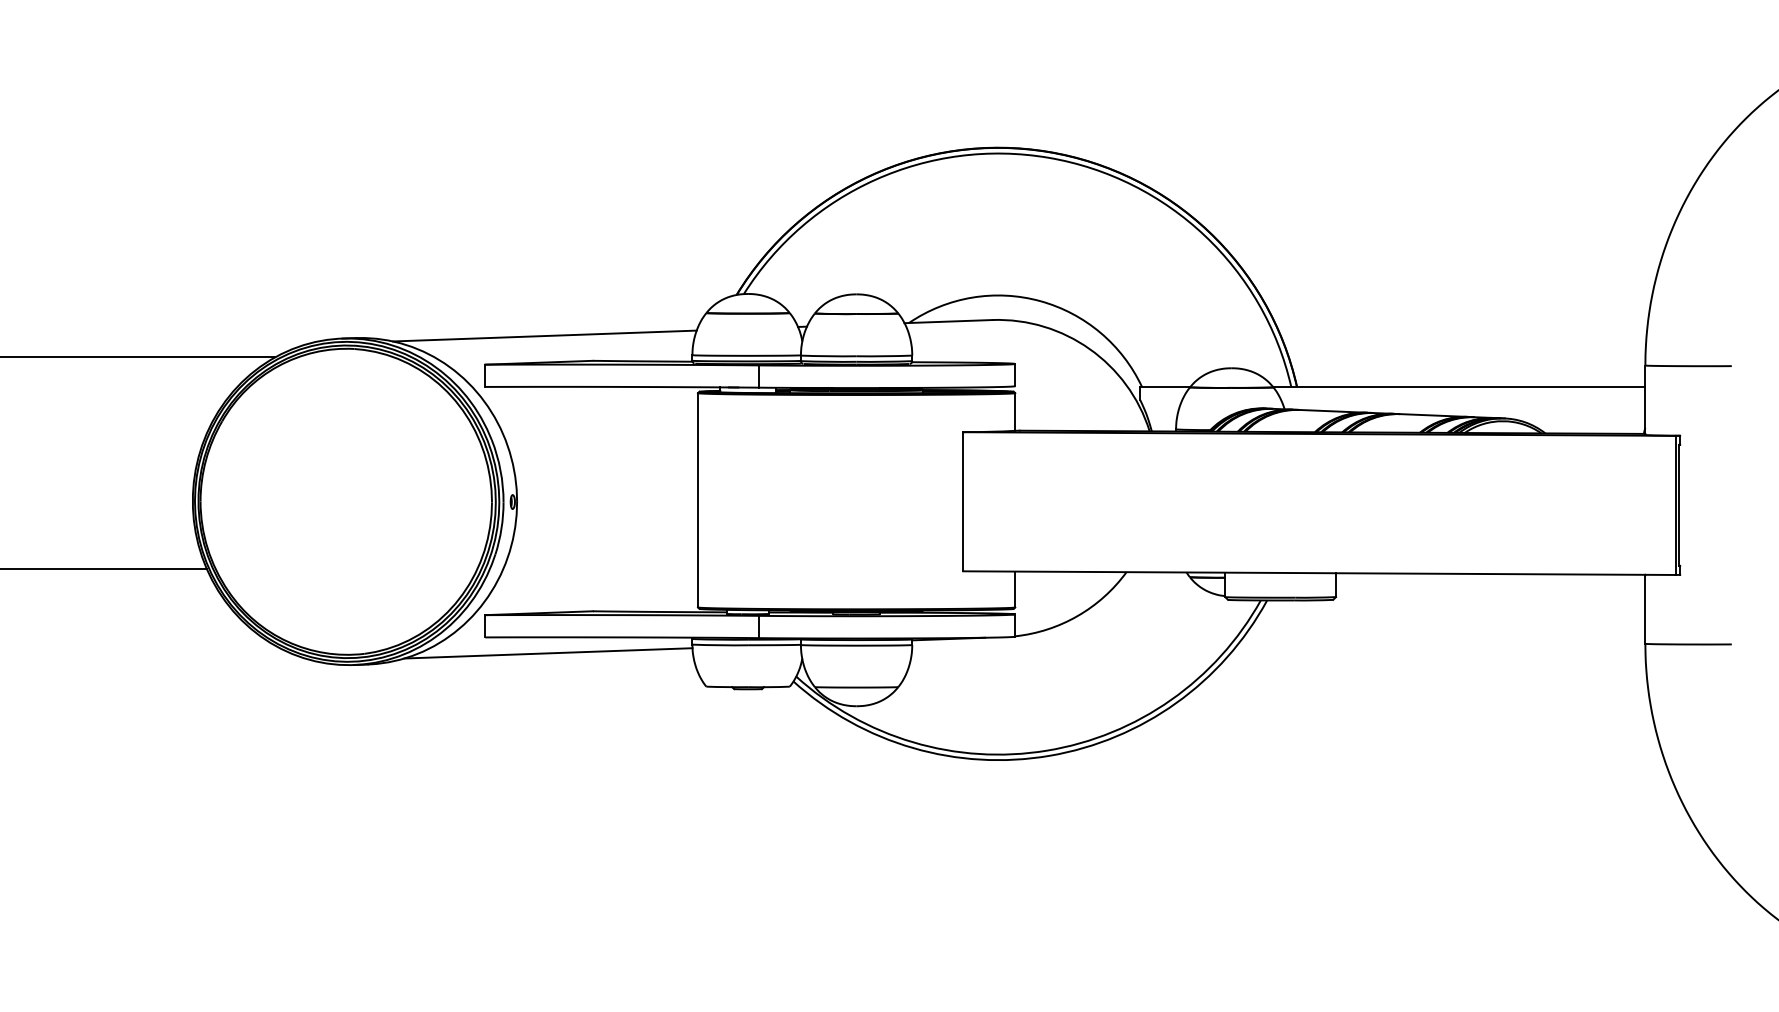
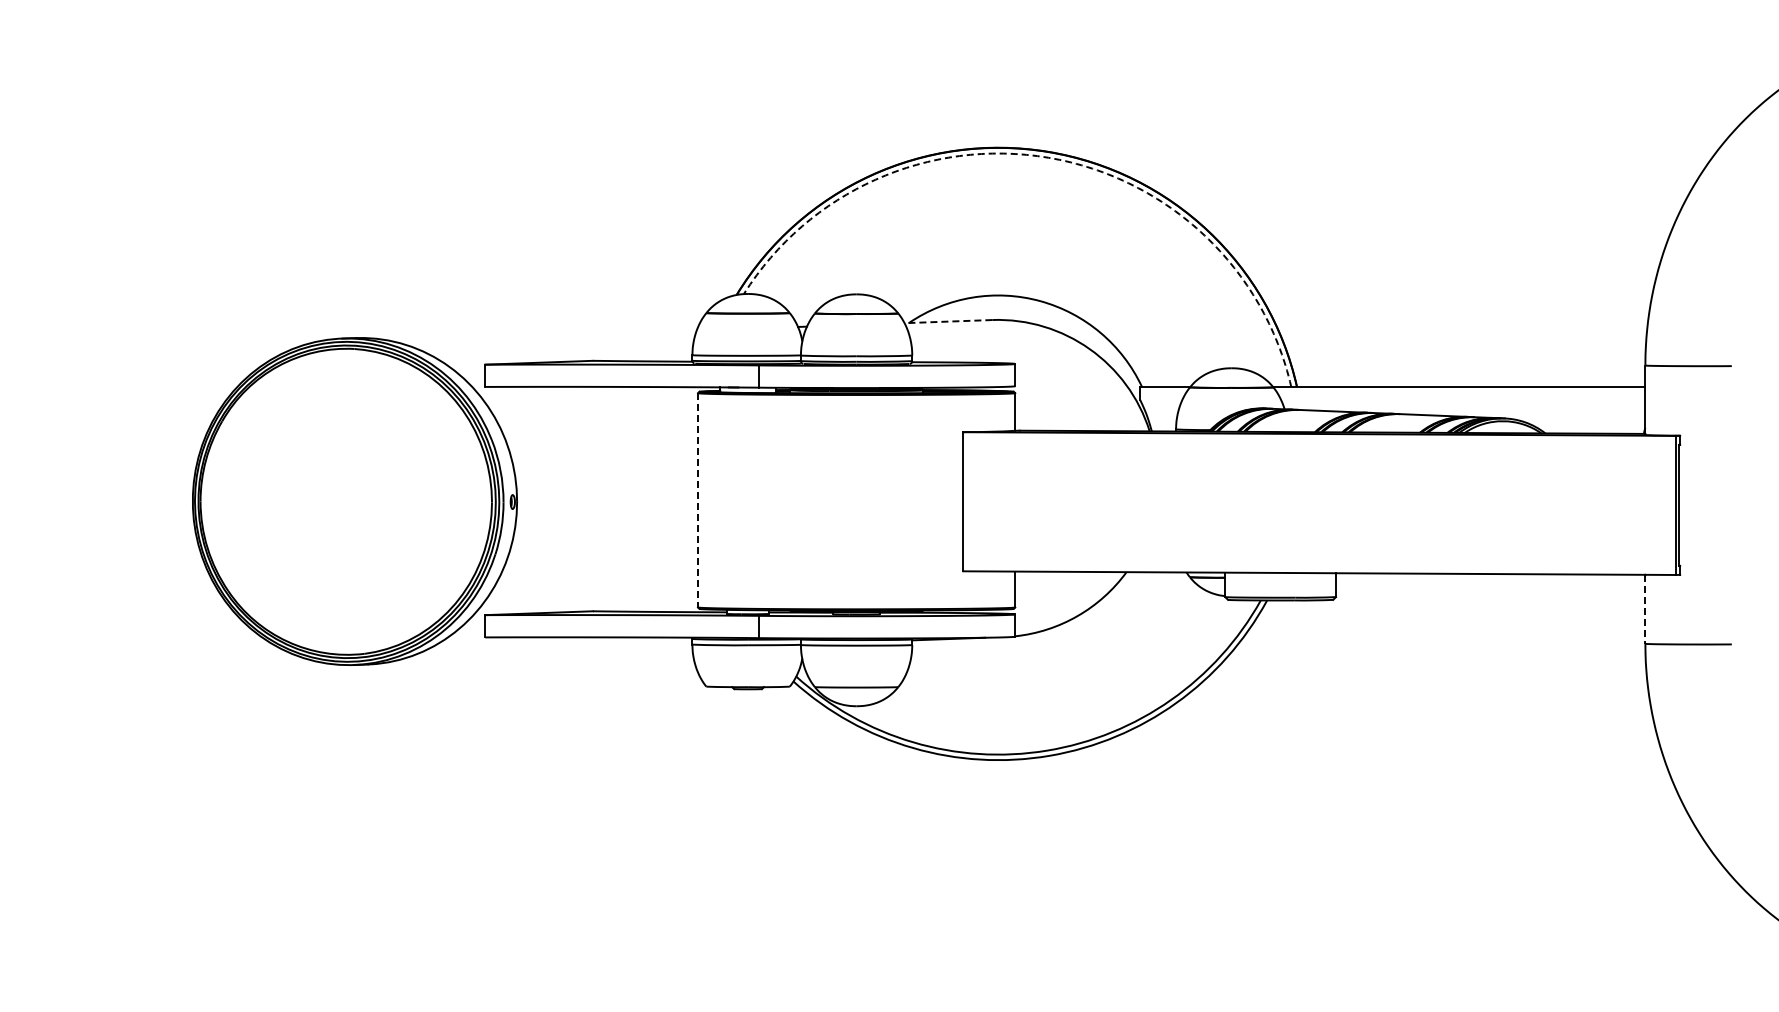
arc: solid -> dashed (1048, 157)
line: solid -> dashed (948, 321)
line: present -> none (544, 335)
line: present -> none (138, 357)
line: solid -> dashed (697, 500)
line: present -> none (104, 568)
line: solid -> dashed (1645, 609)
line: present -> none (548, 653)
